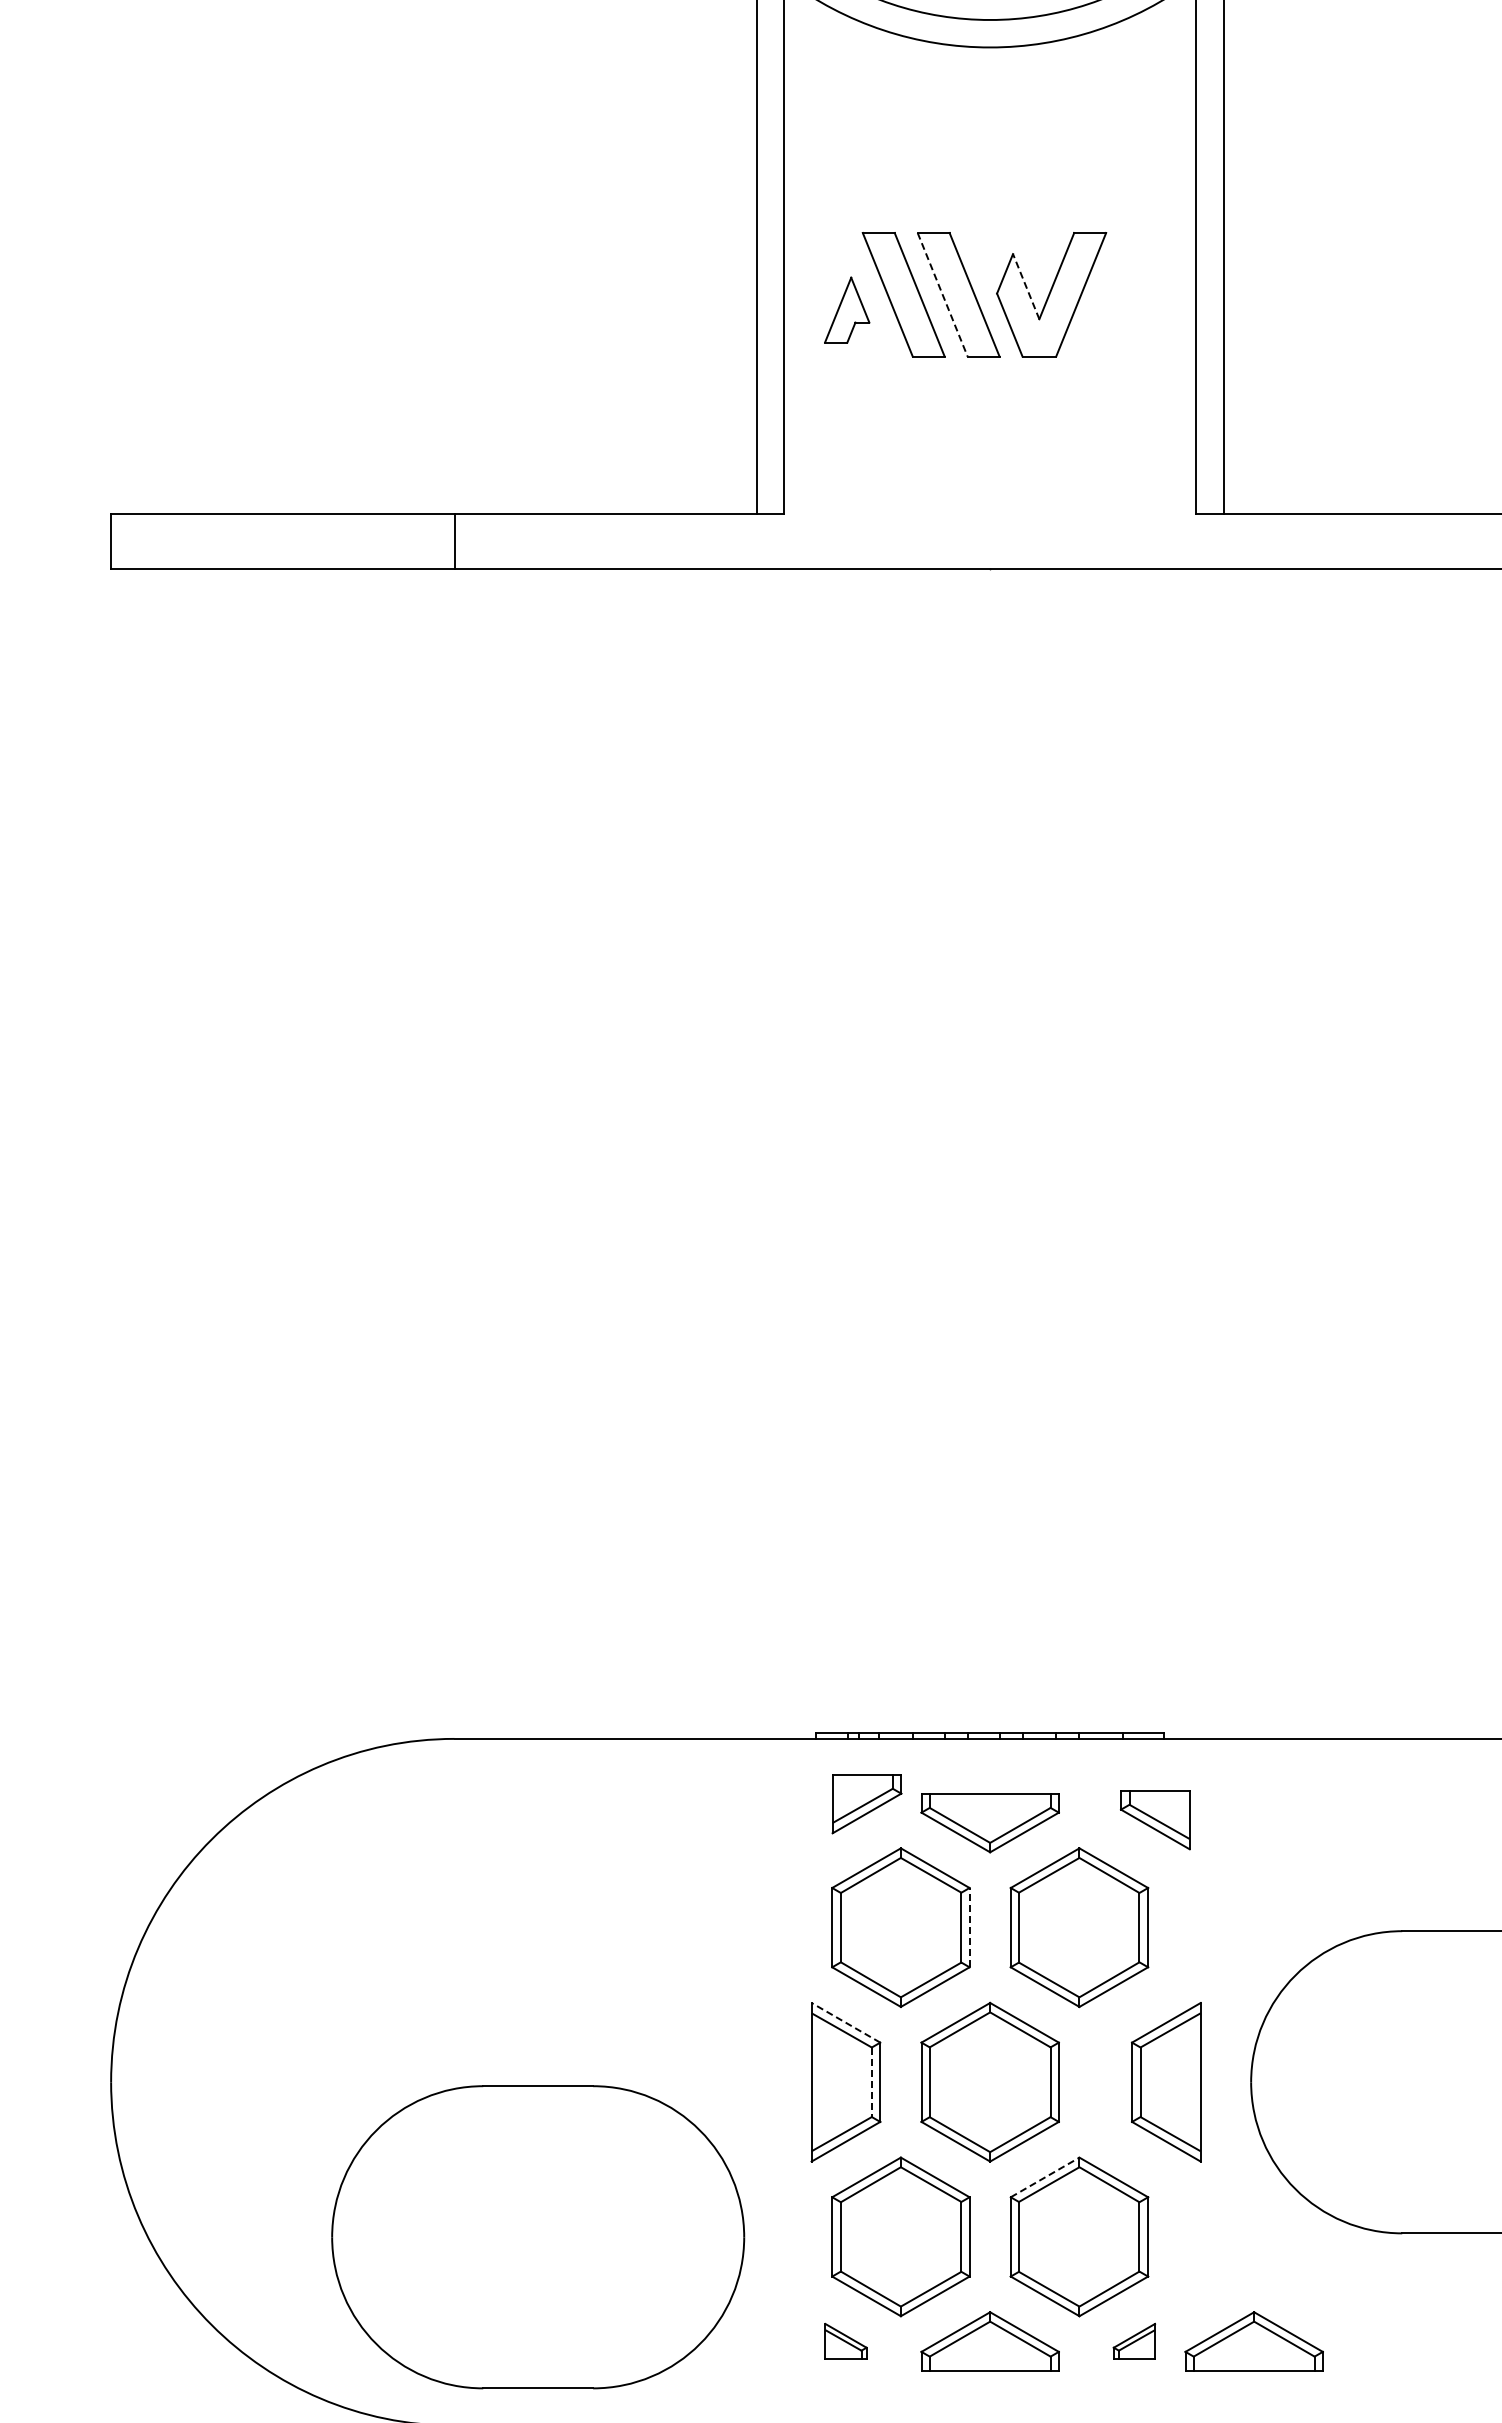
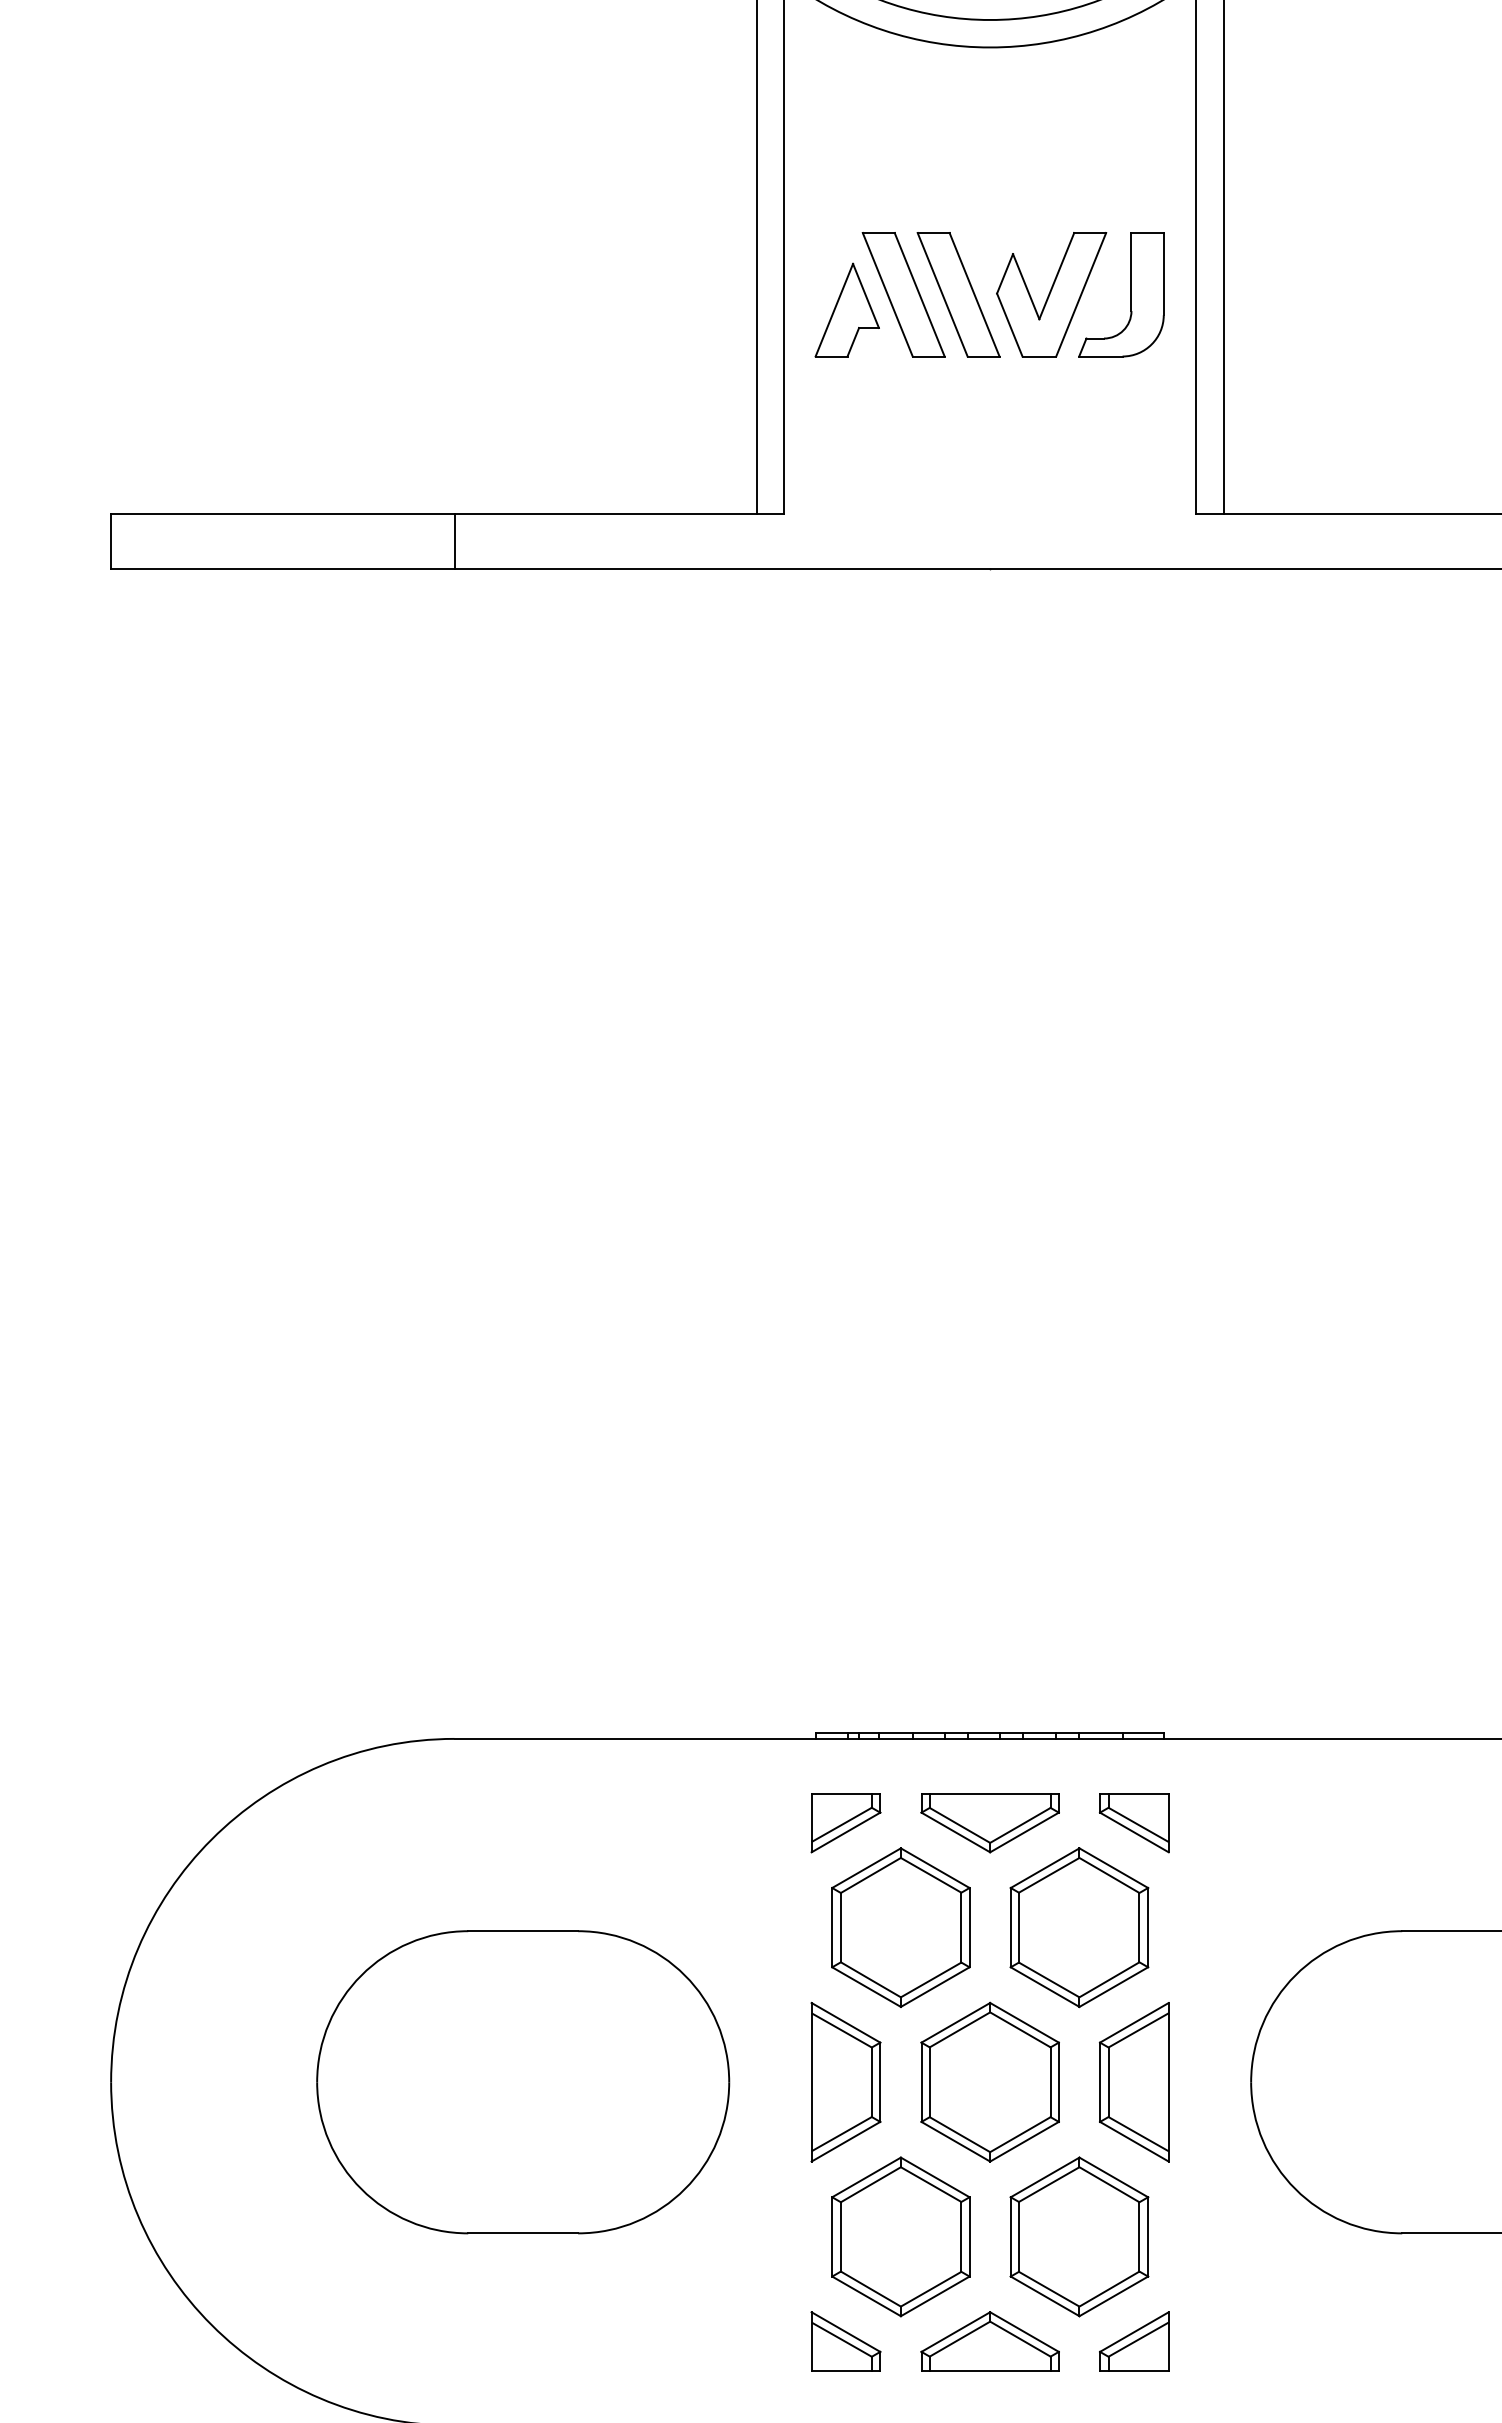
line: dashed -> solid (1026, 286)
line: dashed -> solid (942, 294)
part: none -> present (1130, 294)
part size: 47x68 px -> 66x96 px (846, 309)
part position: (866, 1804) -> (845, 1823) (845, 1823)
part position: (1155, 1820) -> (1134, 1823) (1134, 1823)
line: dashed -> solid (969, 1927)
line: dashed -> solid (845, 2022)
line: dashed -> solid (871, 2082)
part position: (1165, 2082) -> (1133, 2082) (1133, 2082)
line: dashed -> solid (1045, 2177)
part position: (538, 2237) -> (523, 2082) (523, 2082)
part size: 44x38 px -> 72x61 px (845, 2341)
part size: 45x38 px -> 71x61 px (1134, 2341)
part: present -> none (1253, 2341)
